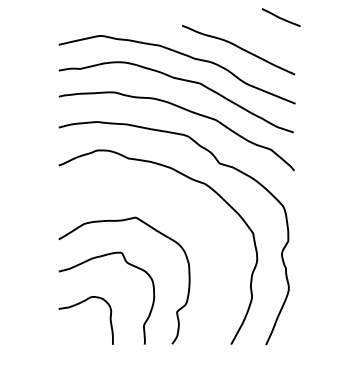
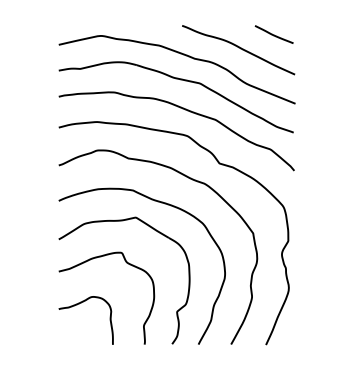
line position: (280, 17) -> (273, 34) (273, 34)
curve: none -> present (157, 202)
